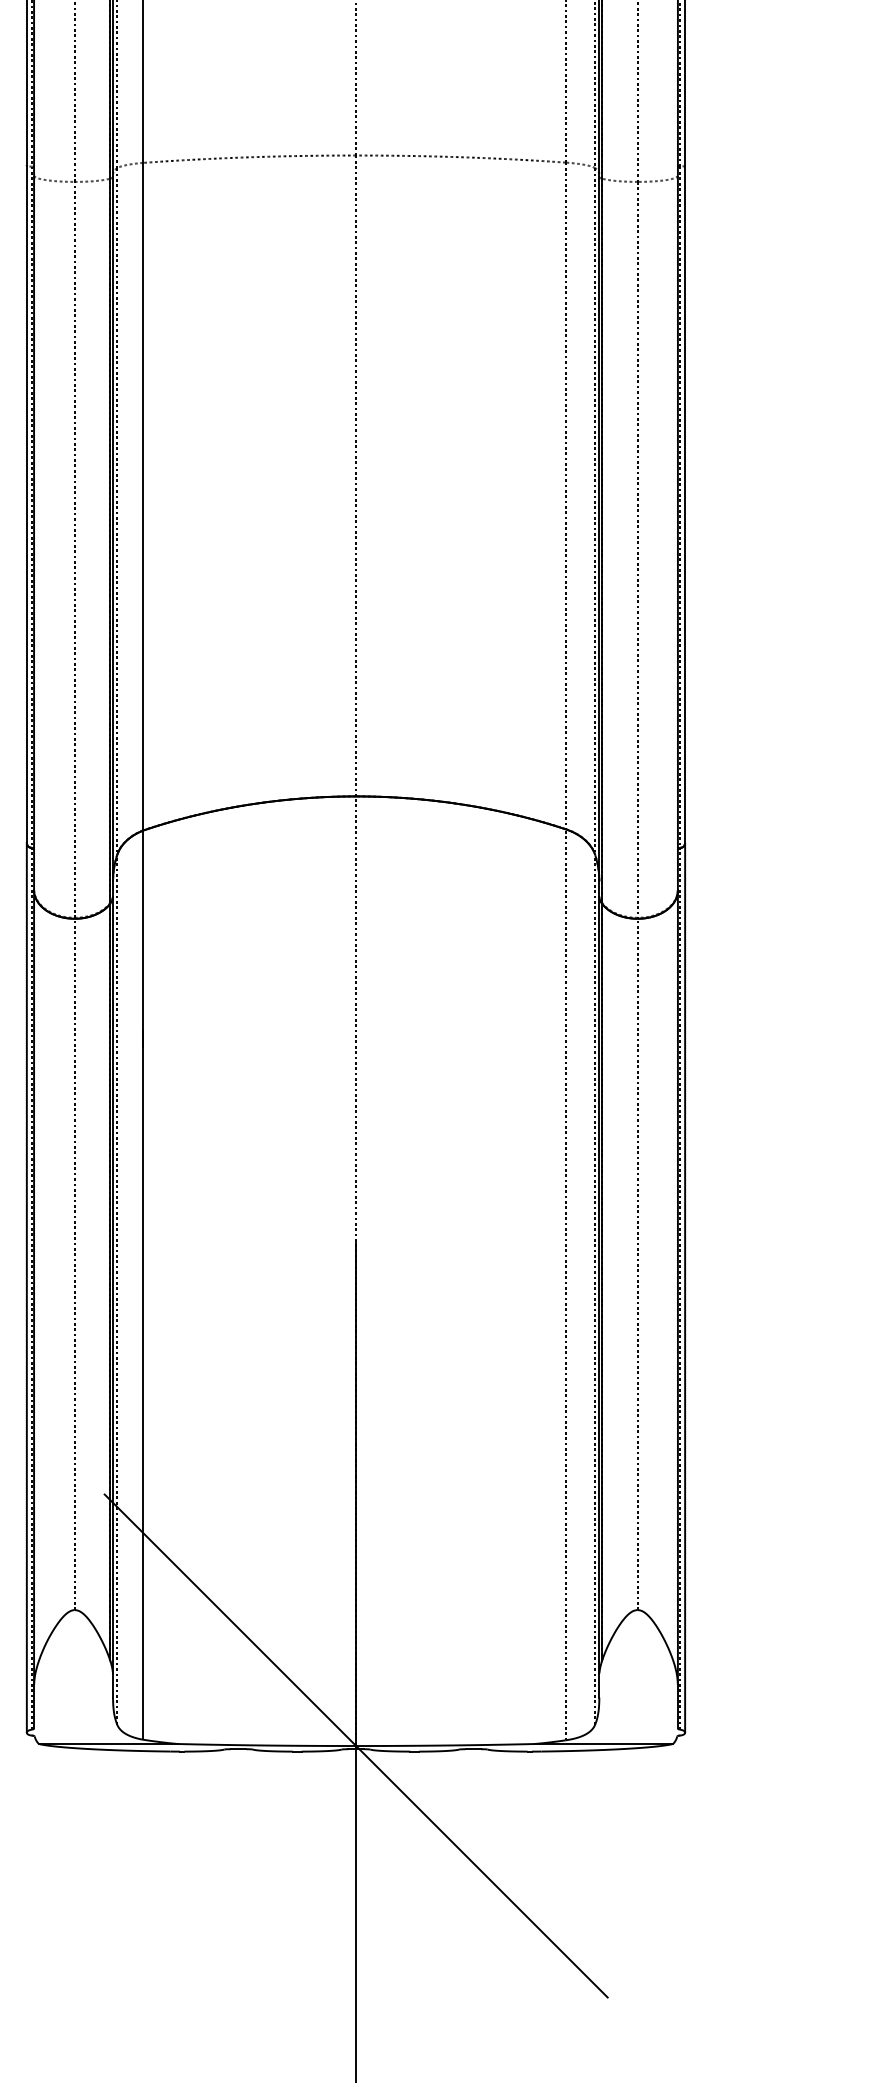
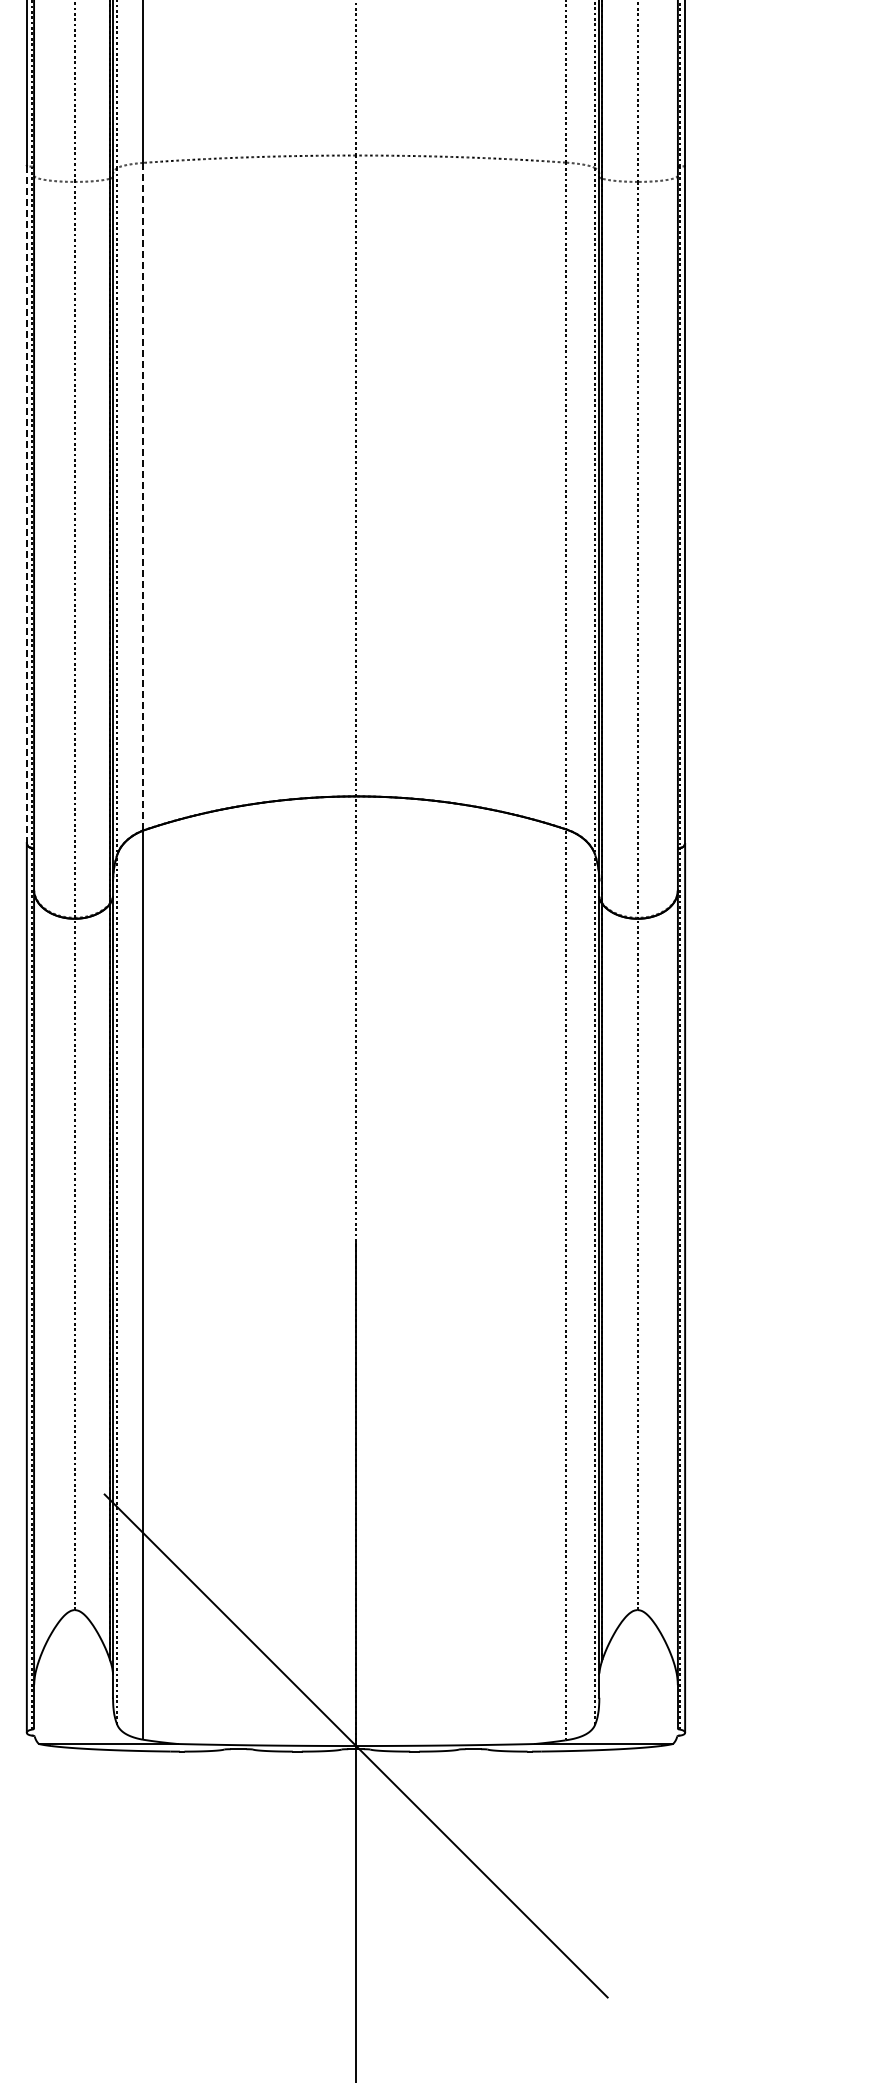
line: solid -> dashed (142, 496)
line: solid -> dashed (26, 504)
